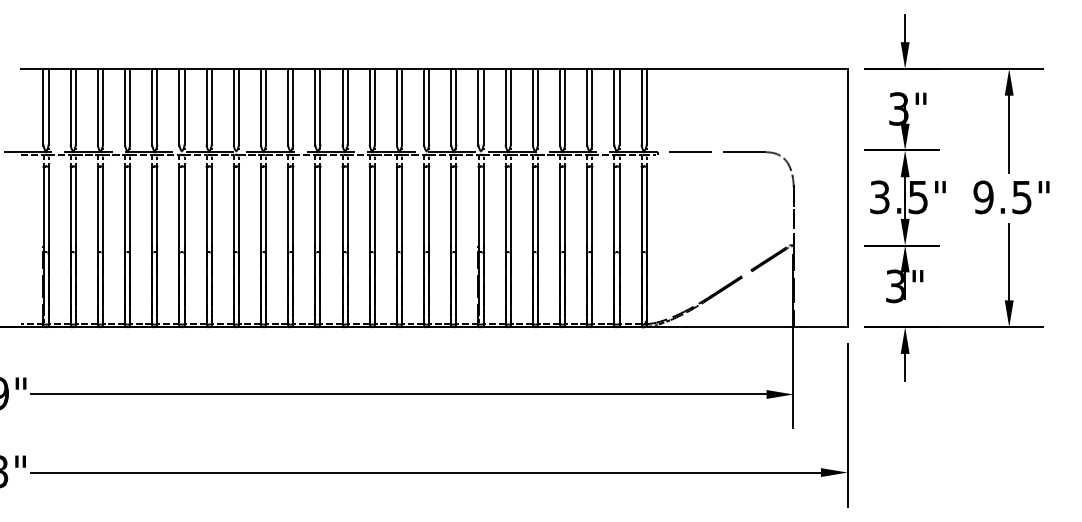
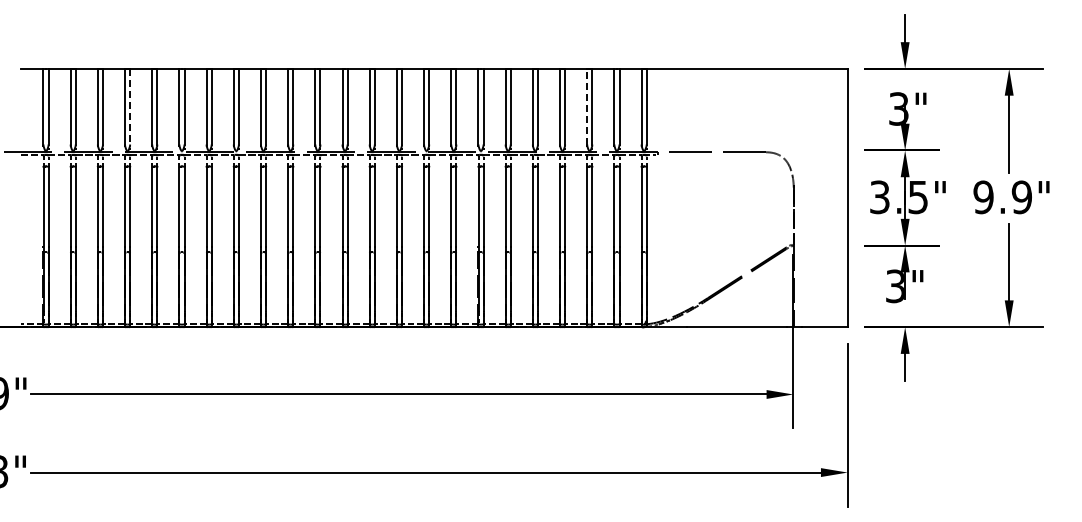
line: solid -> dashed (130, 106)
line: solid -> dashed (587, 106)
text: 9.5" -> 9.9" (1021, 197)
